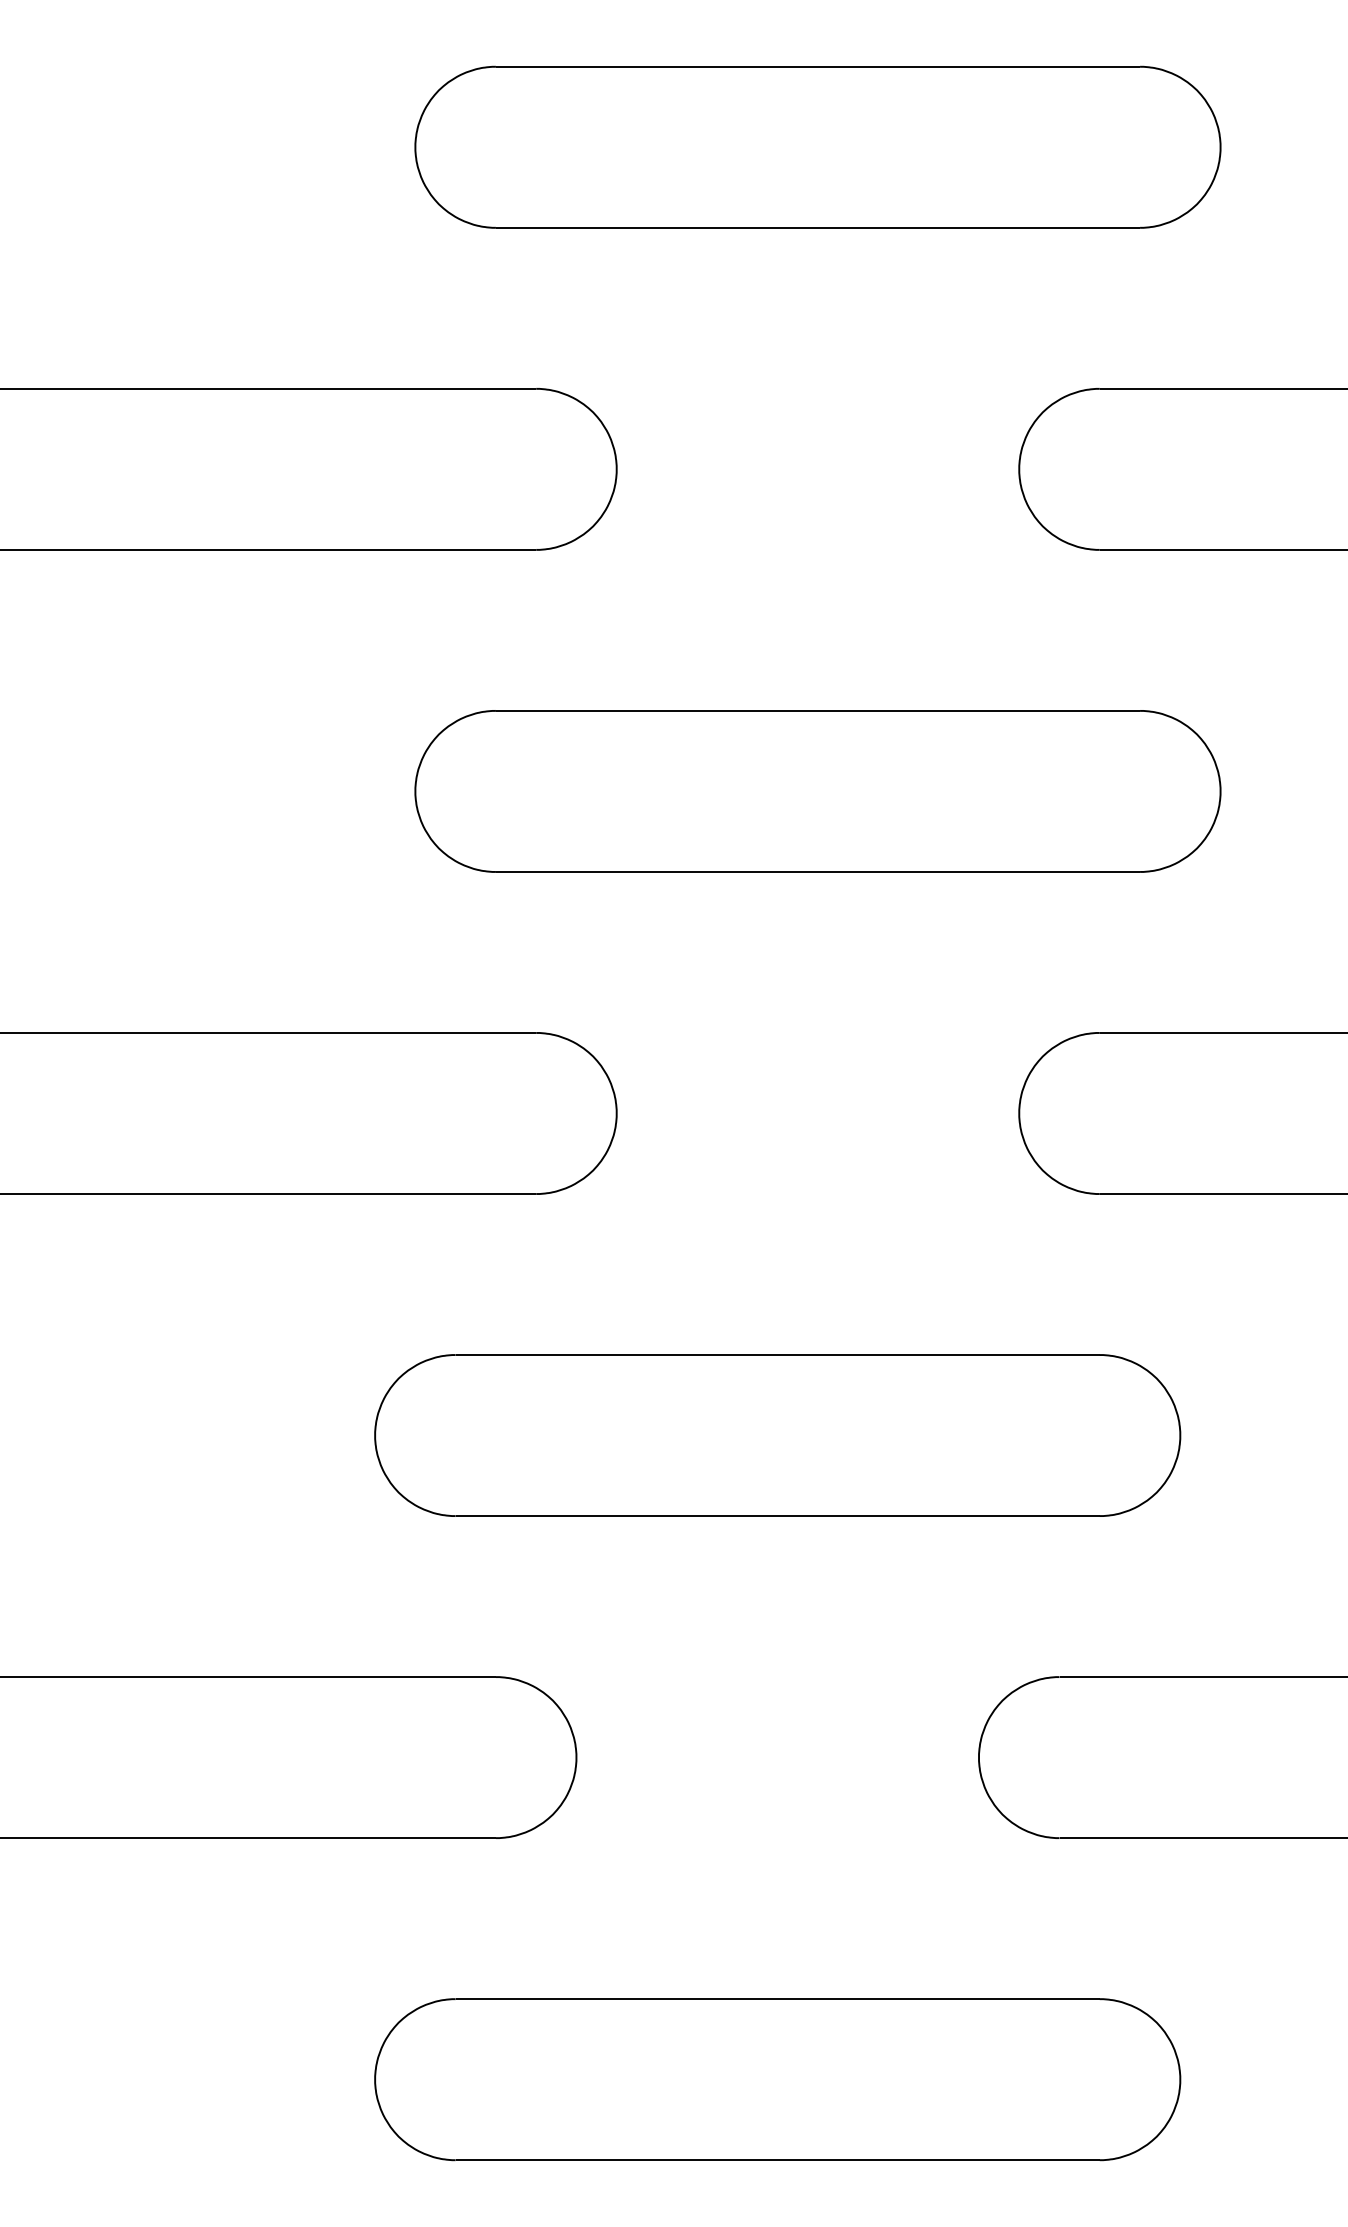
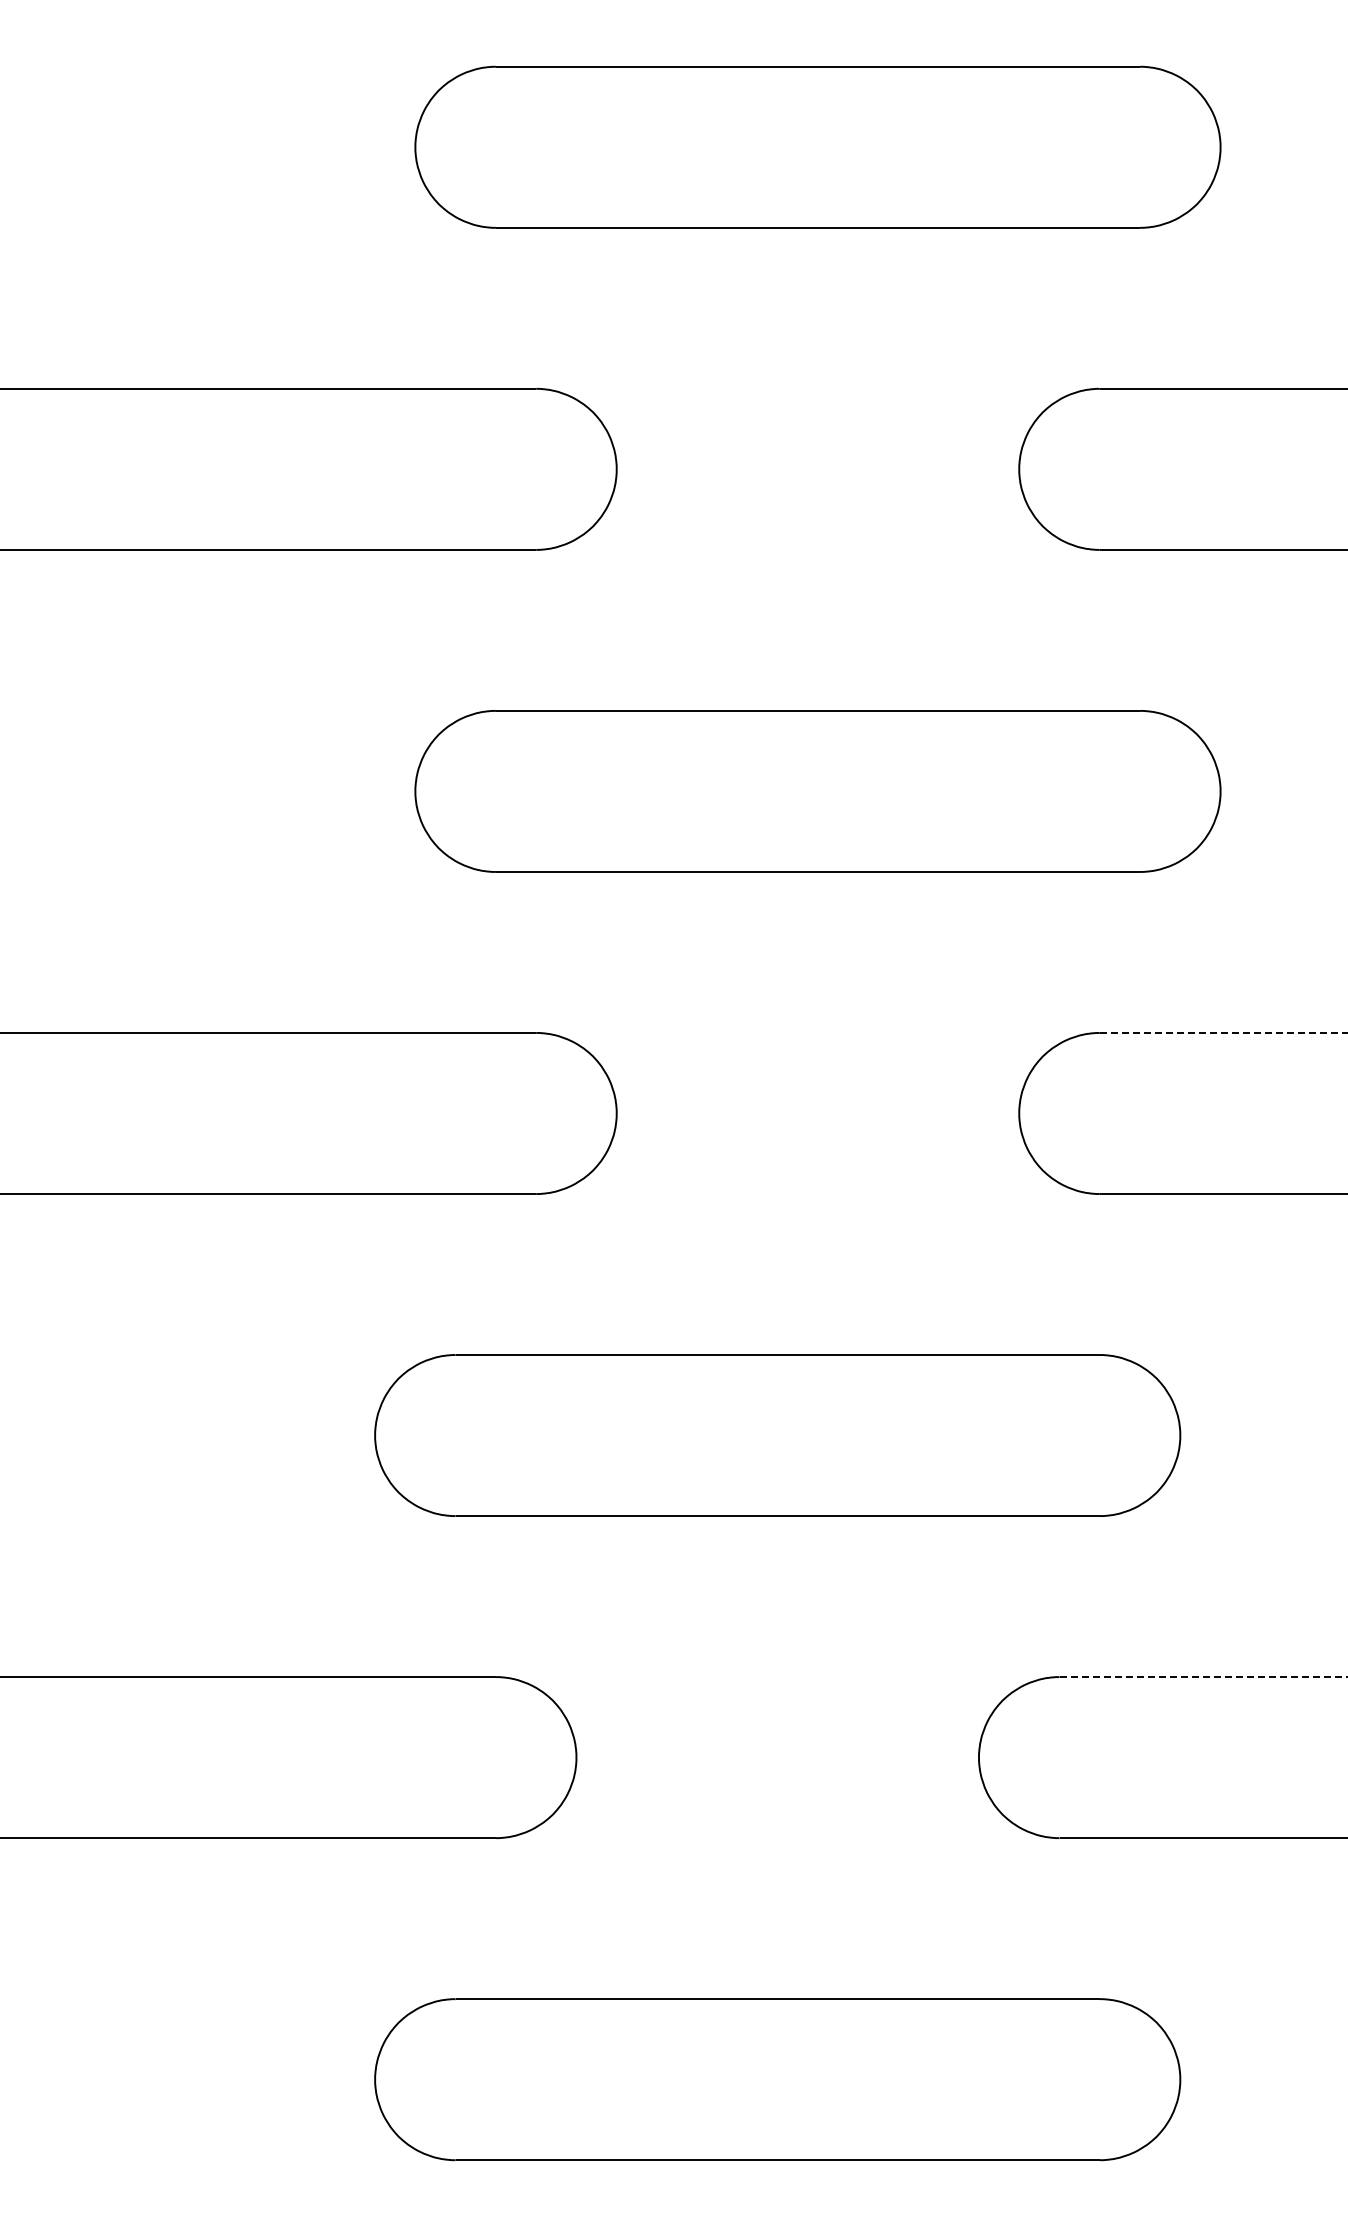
line: solid -> dashed (1223, 1032)
line: solid -> dashed (1203, 1677)
